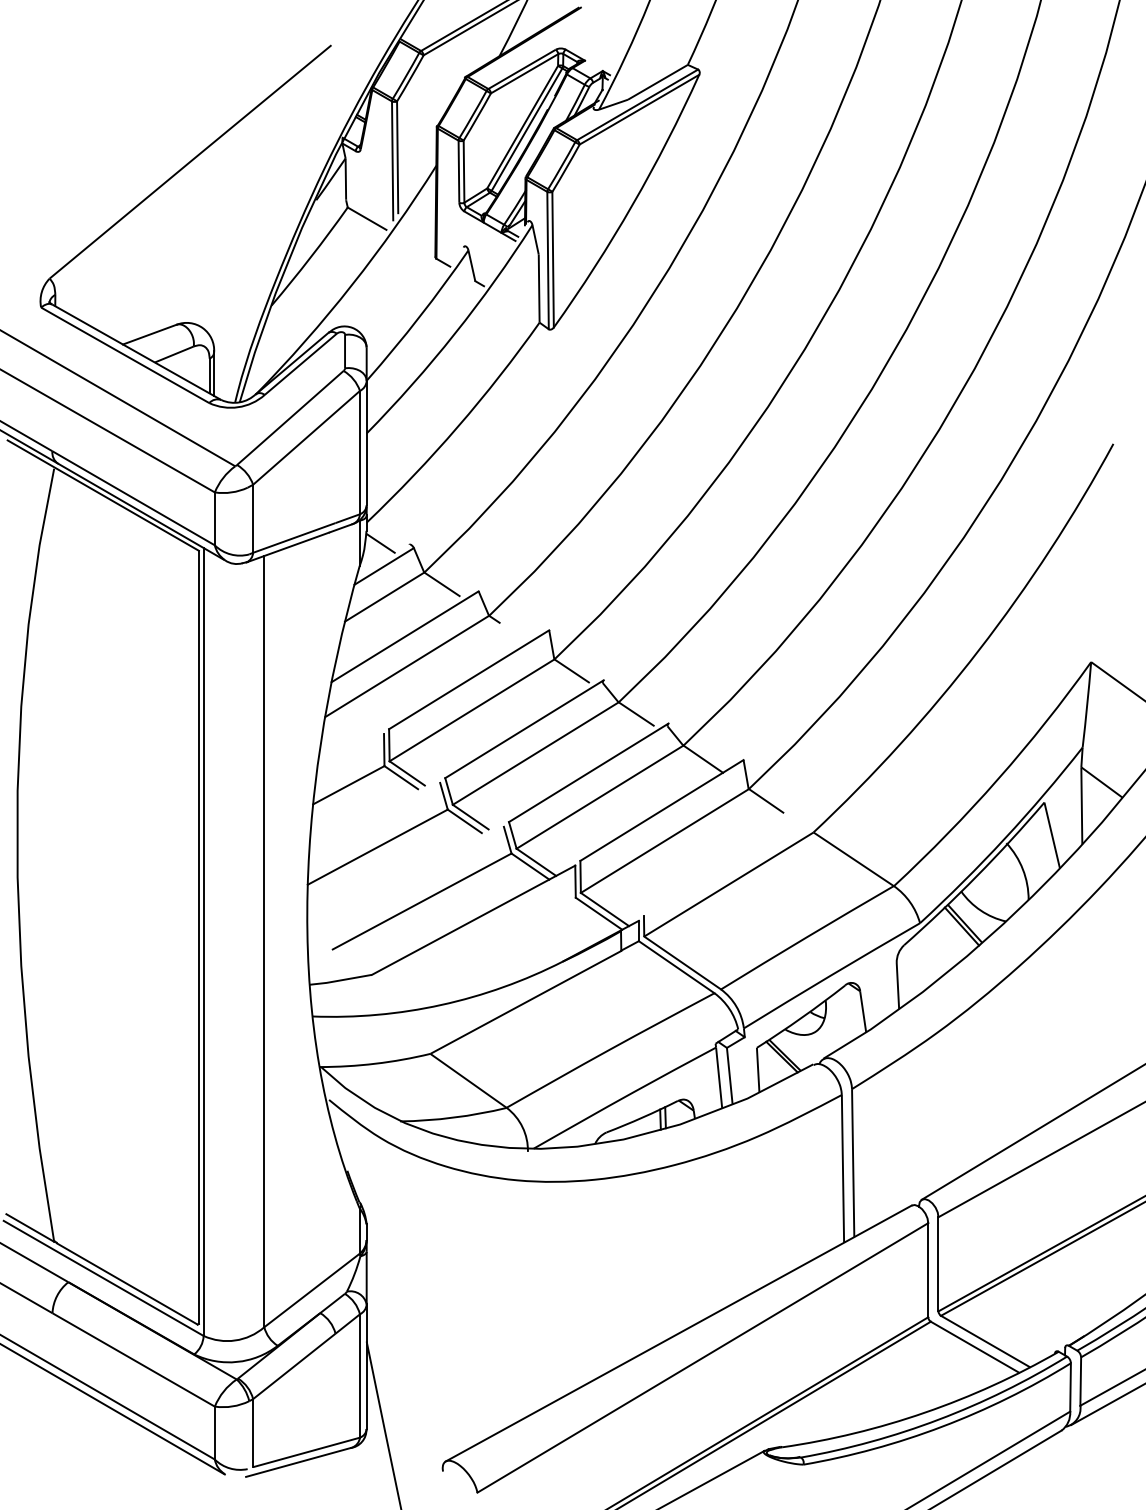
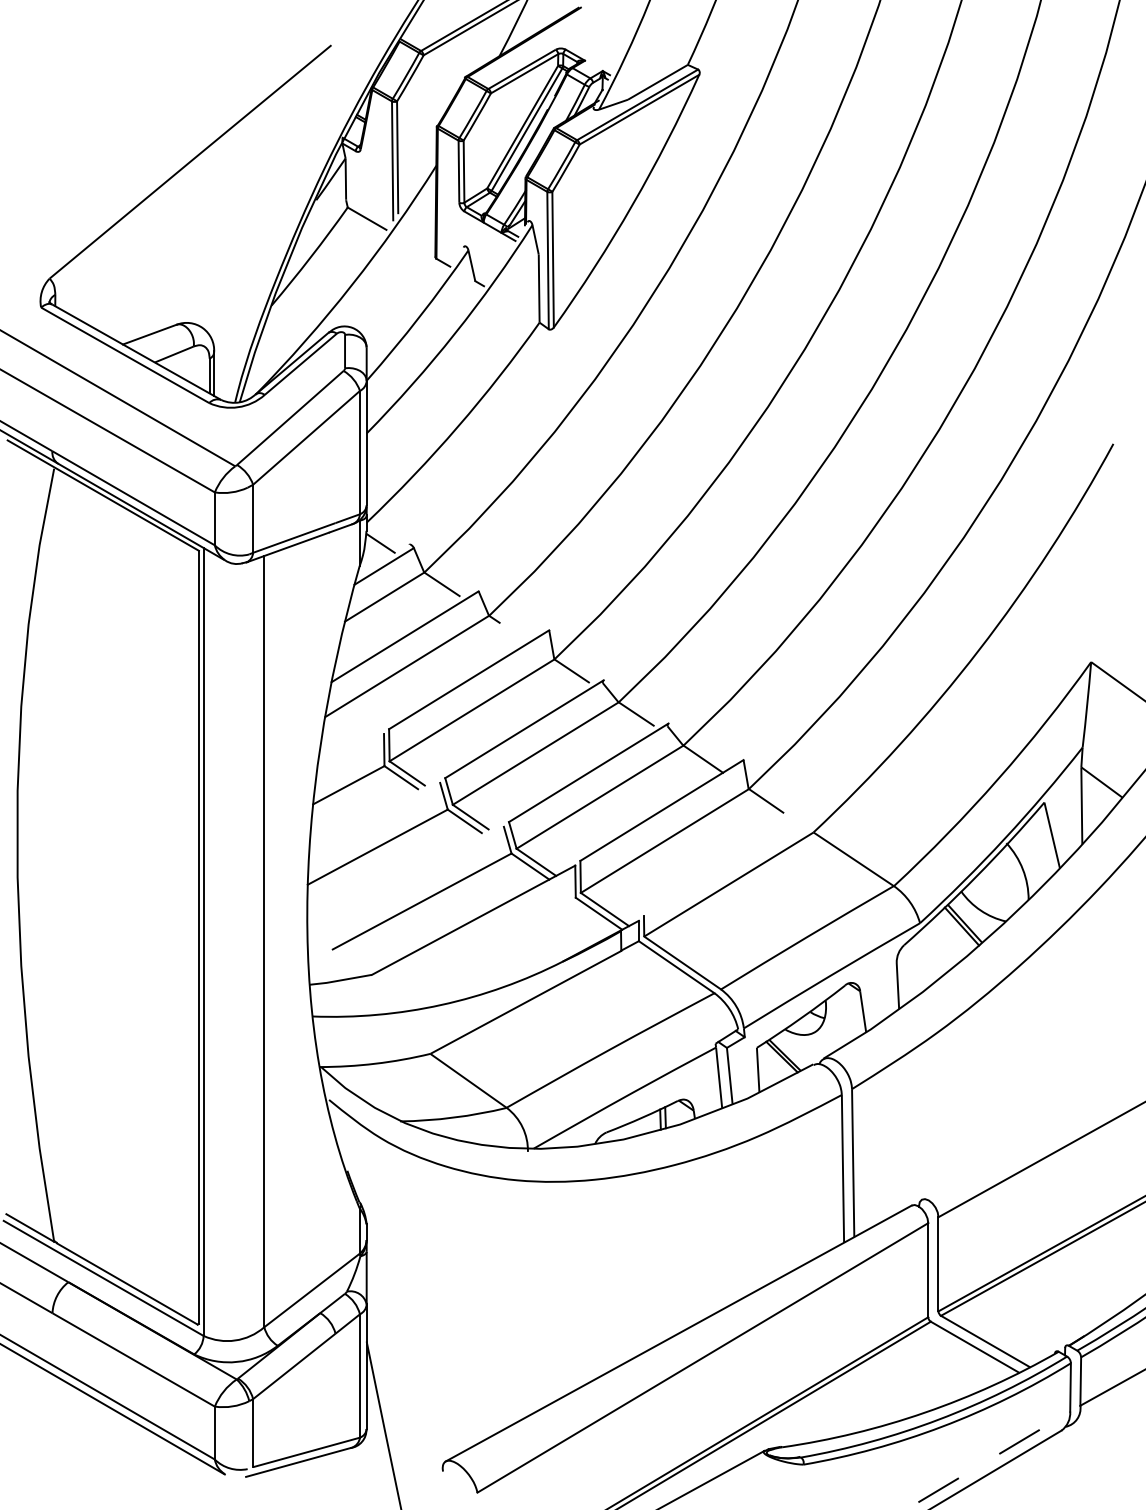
line: present -> none (1031, 1132)
line: present -> none (1106, 1405)
line: solid -> dashed (987, 1460)
